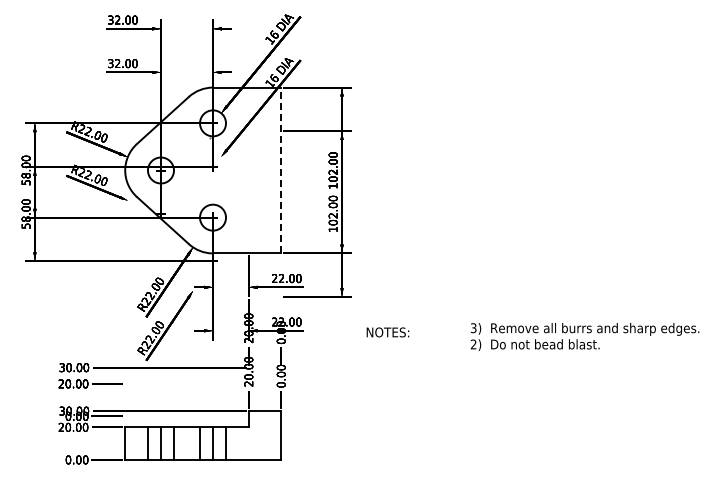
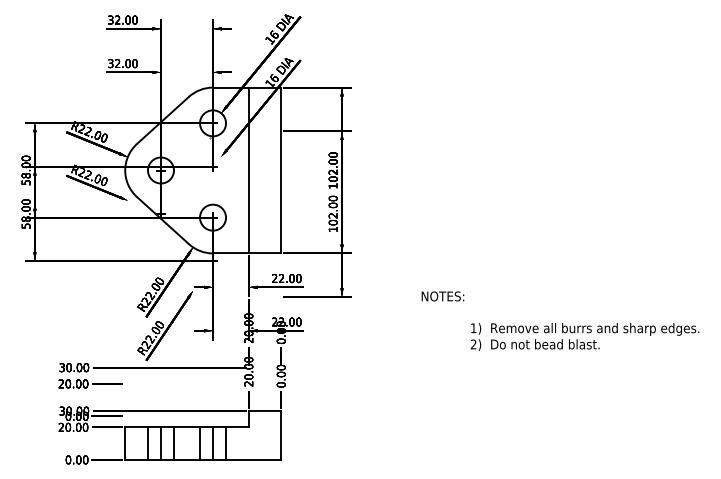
line: none -> present (248, 170)
line: dashed -> solid (281, 170)
text: 3) -> 1) (473, 328)
text position: (387, 332) -> (442, 296) (442, 296)
